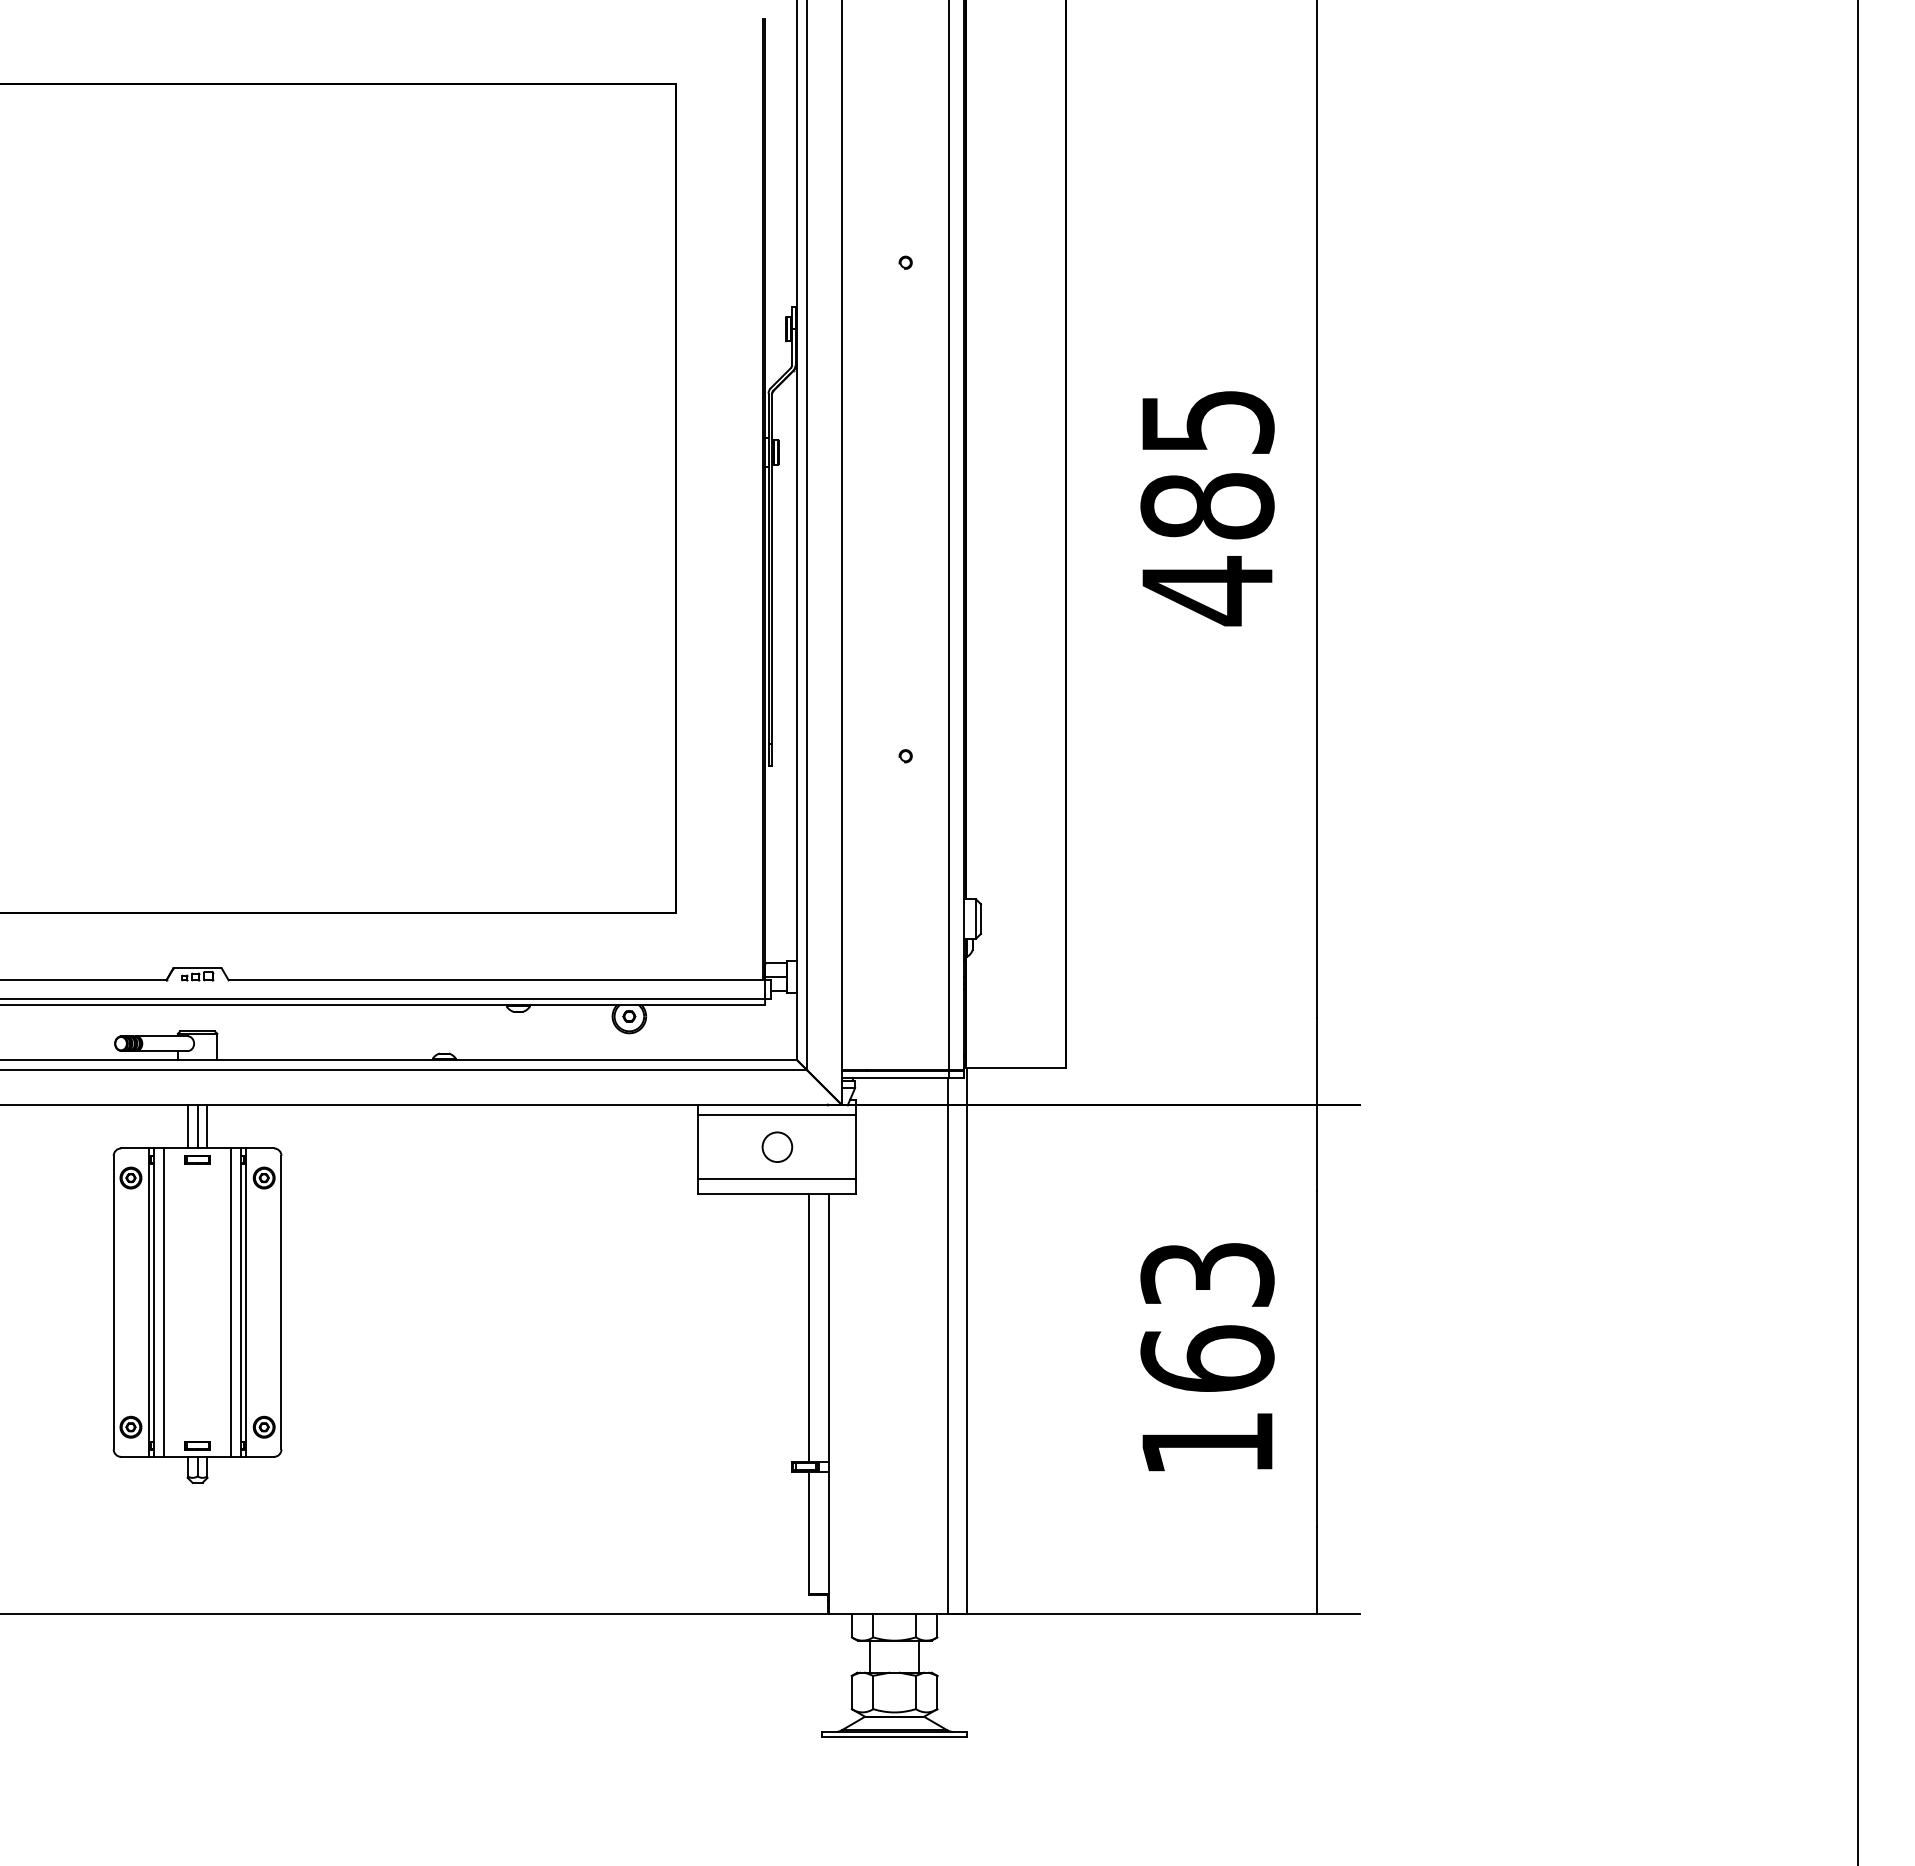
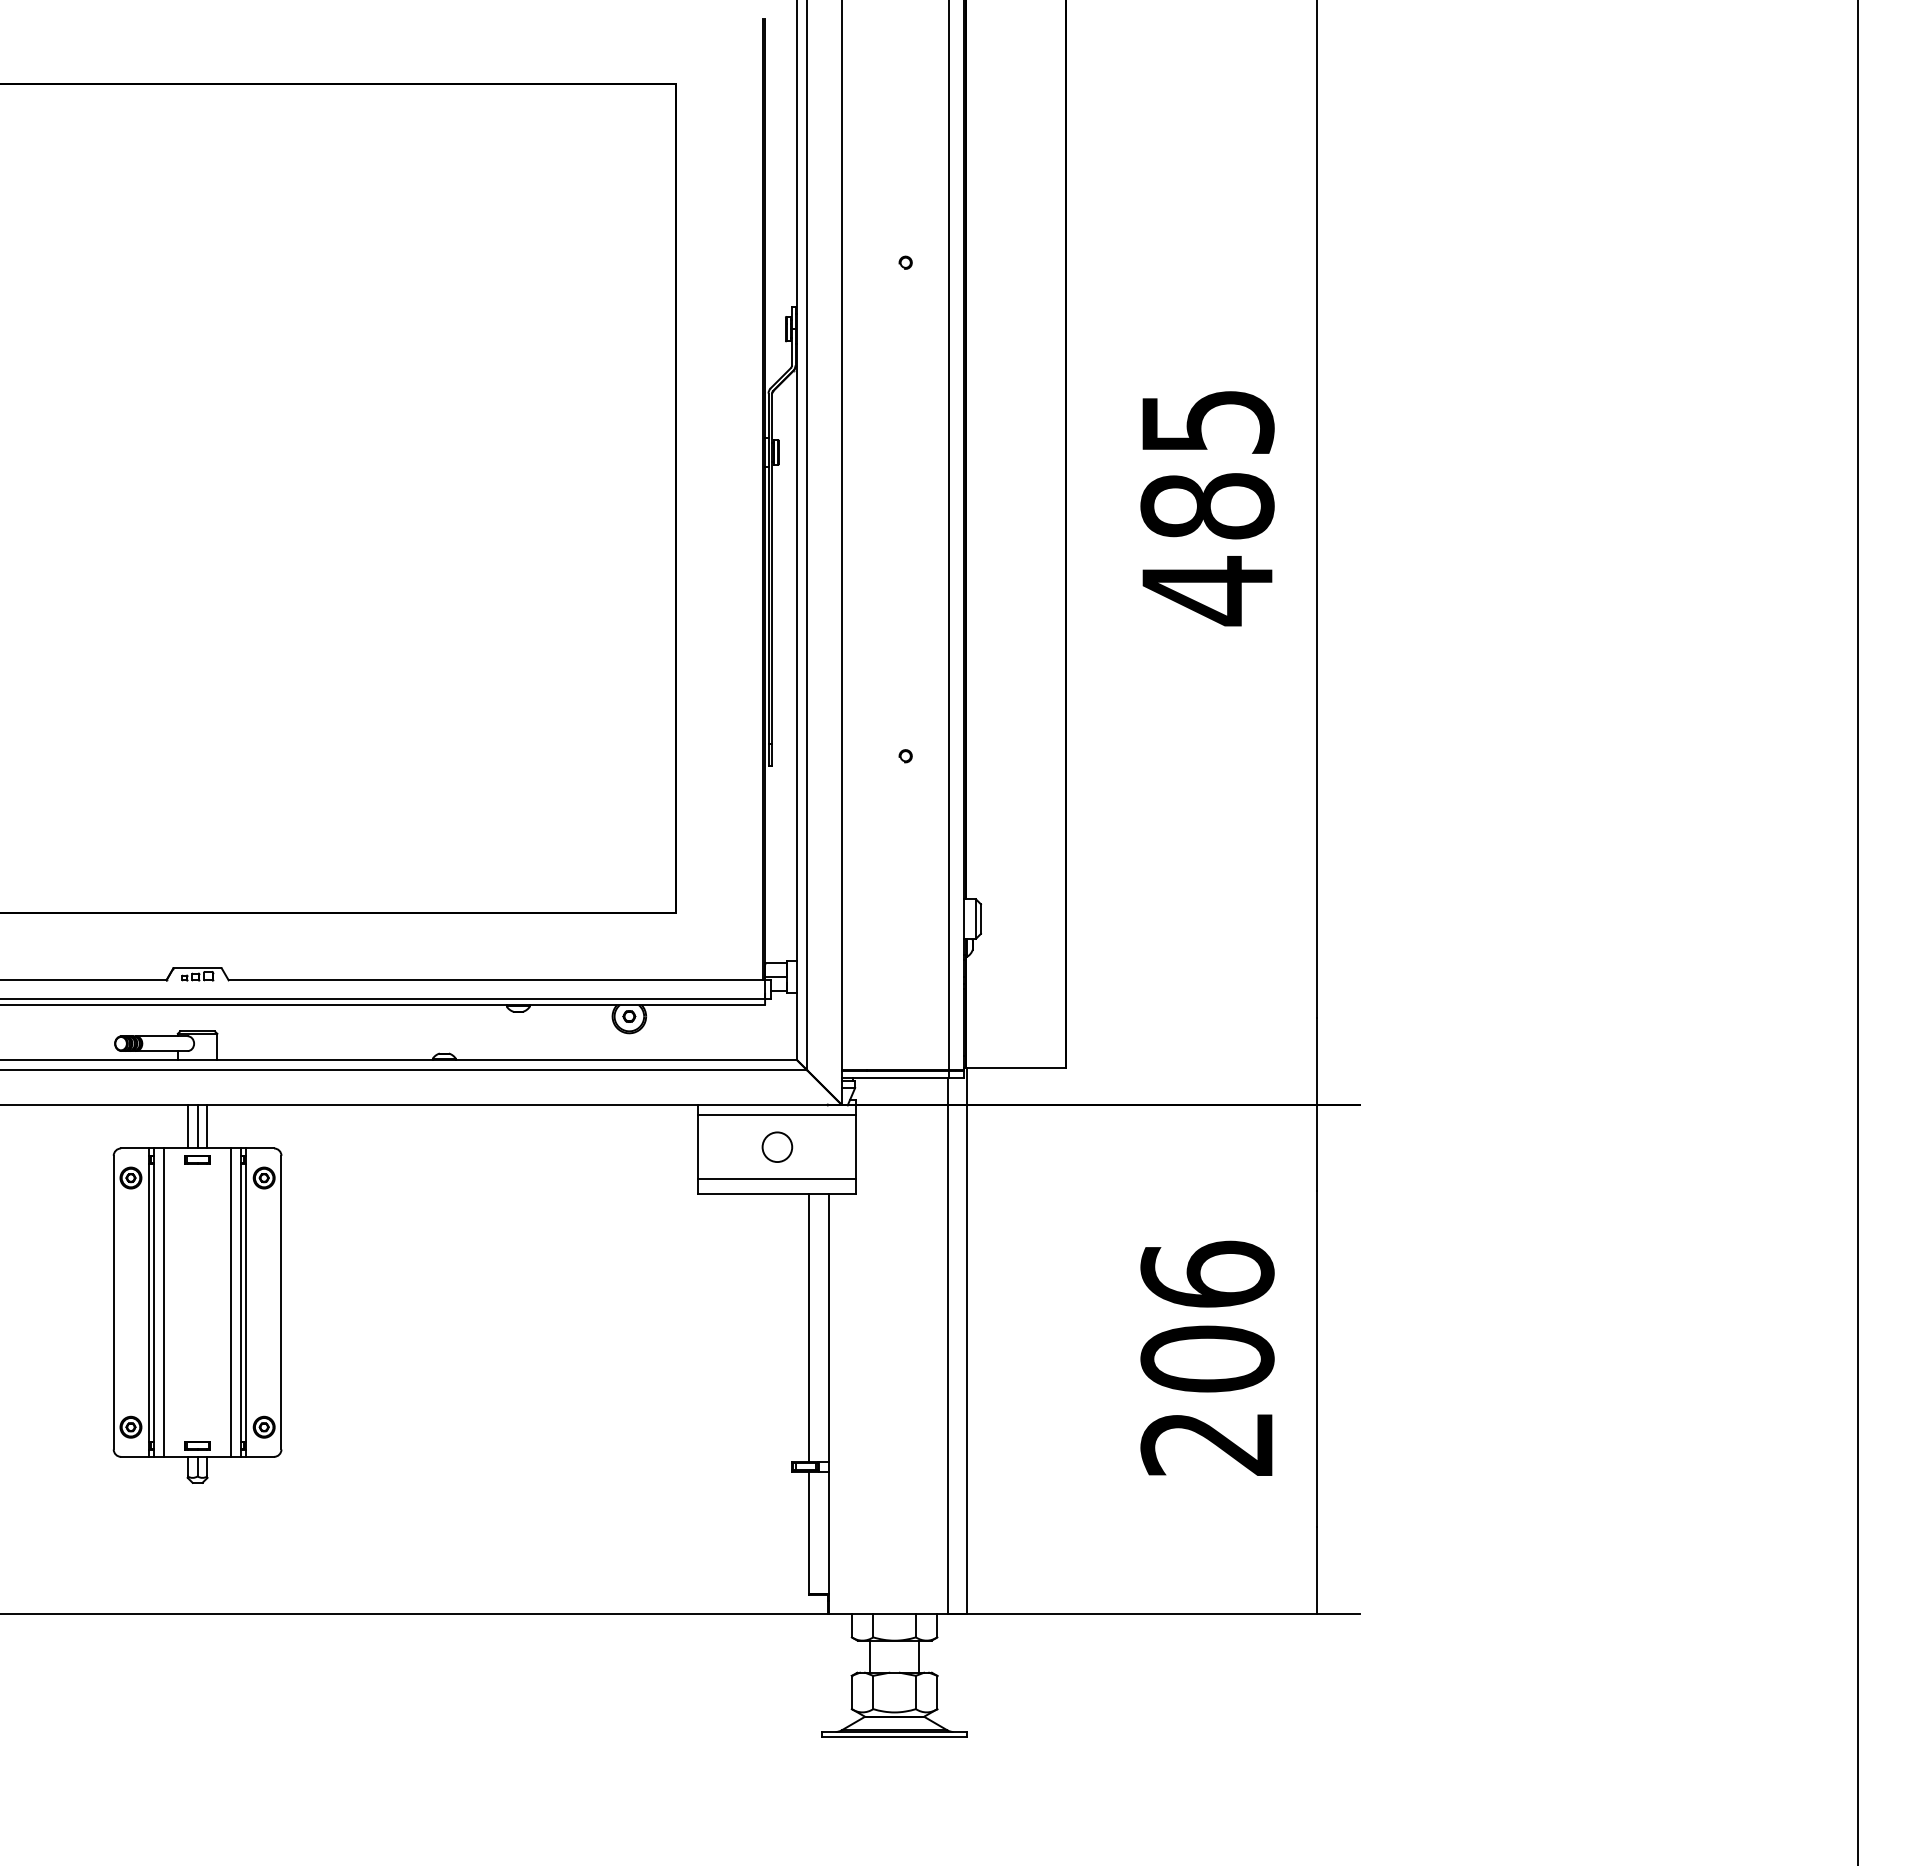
text: 163 -> 206 (1207, 1357)
